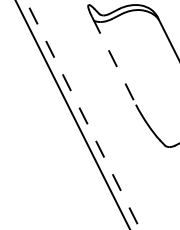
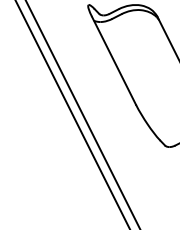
line: dashed -> solid (114, 61)
line: dashed -> solid (83, 114)
